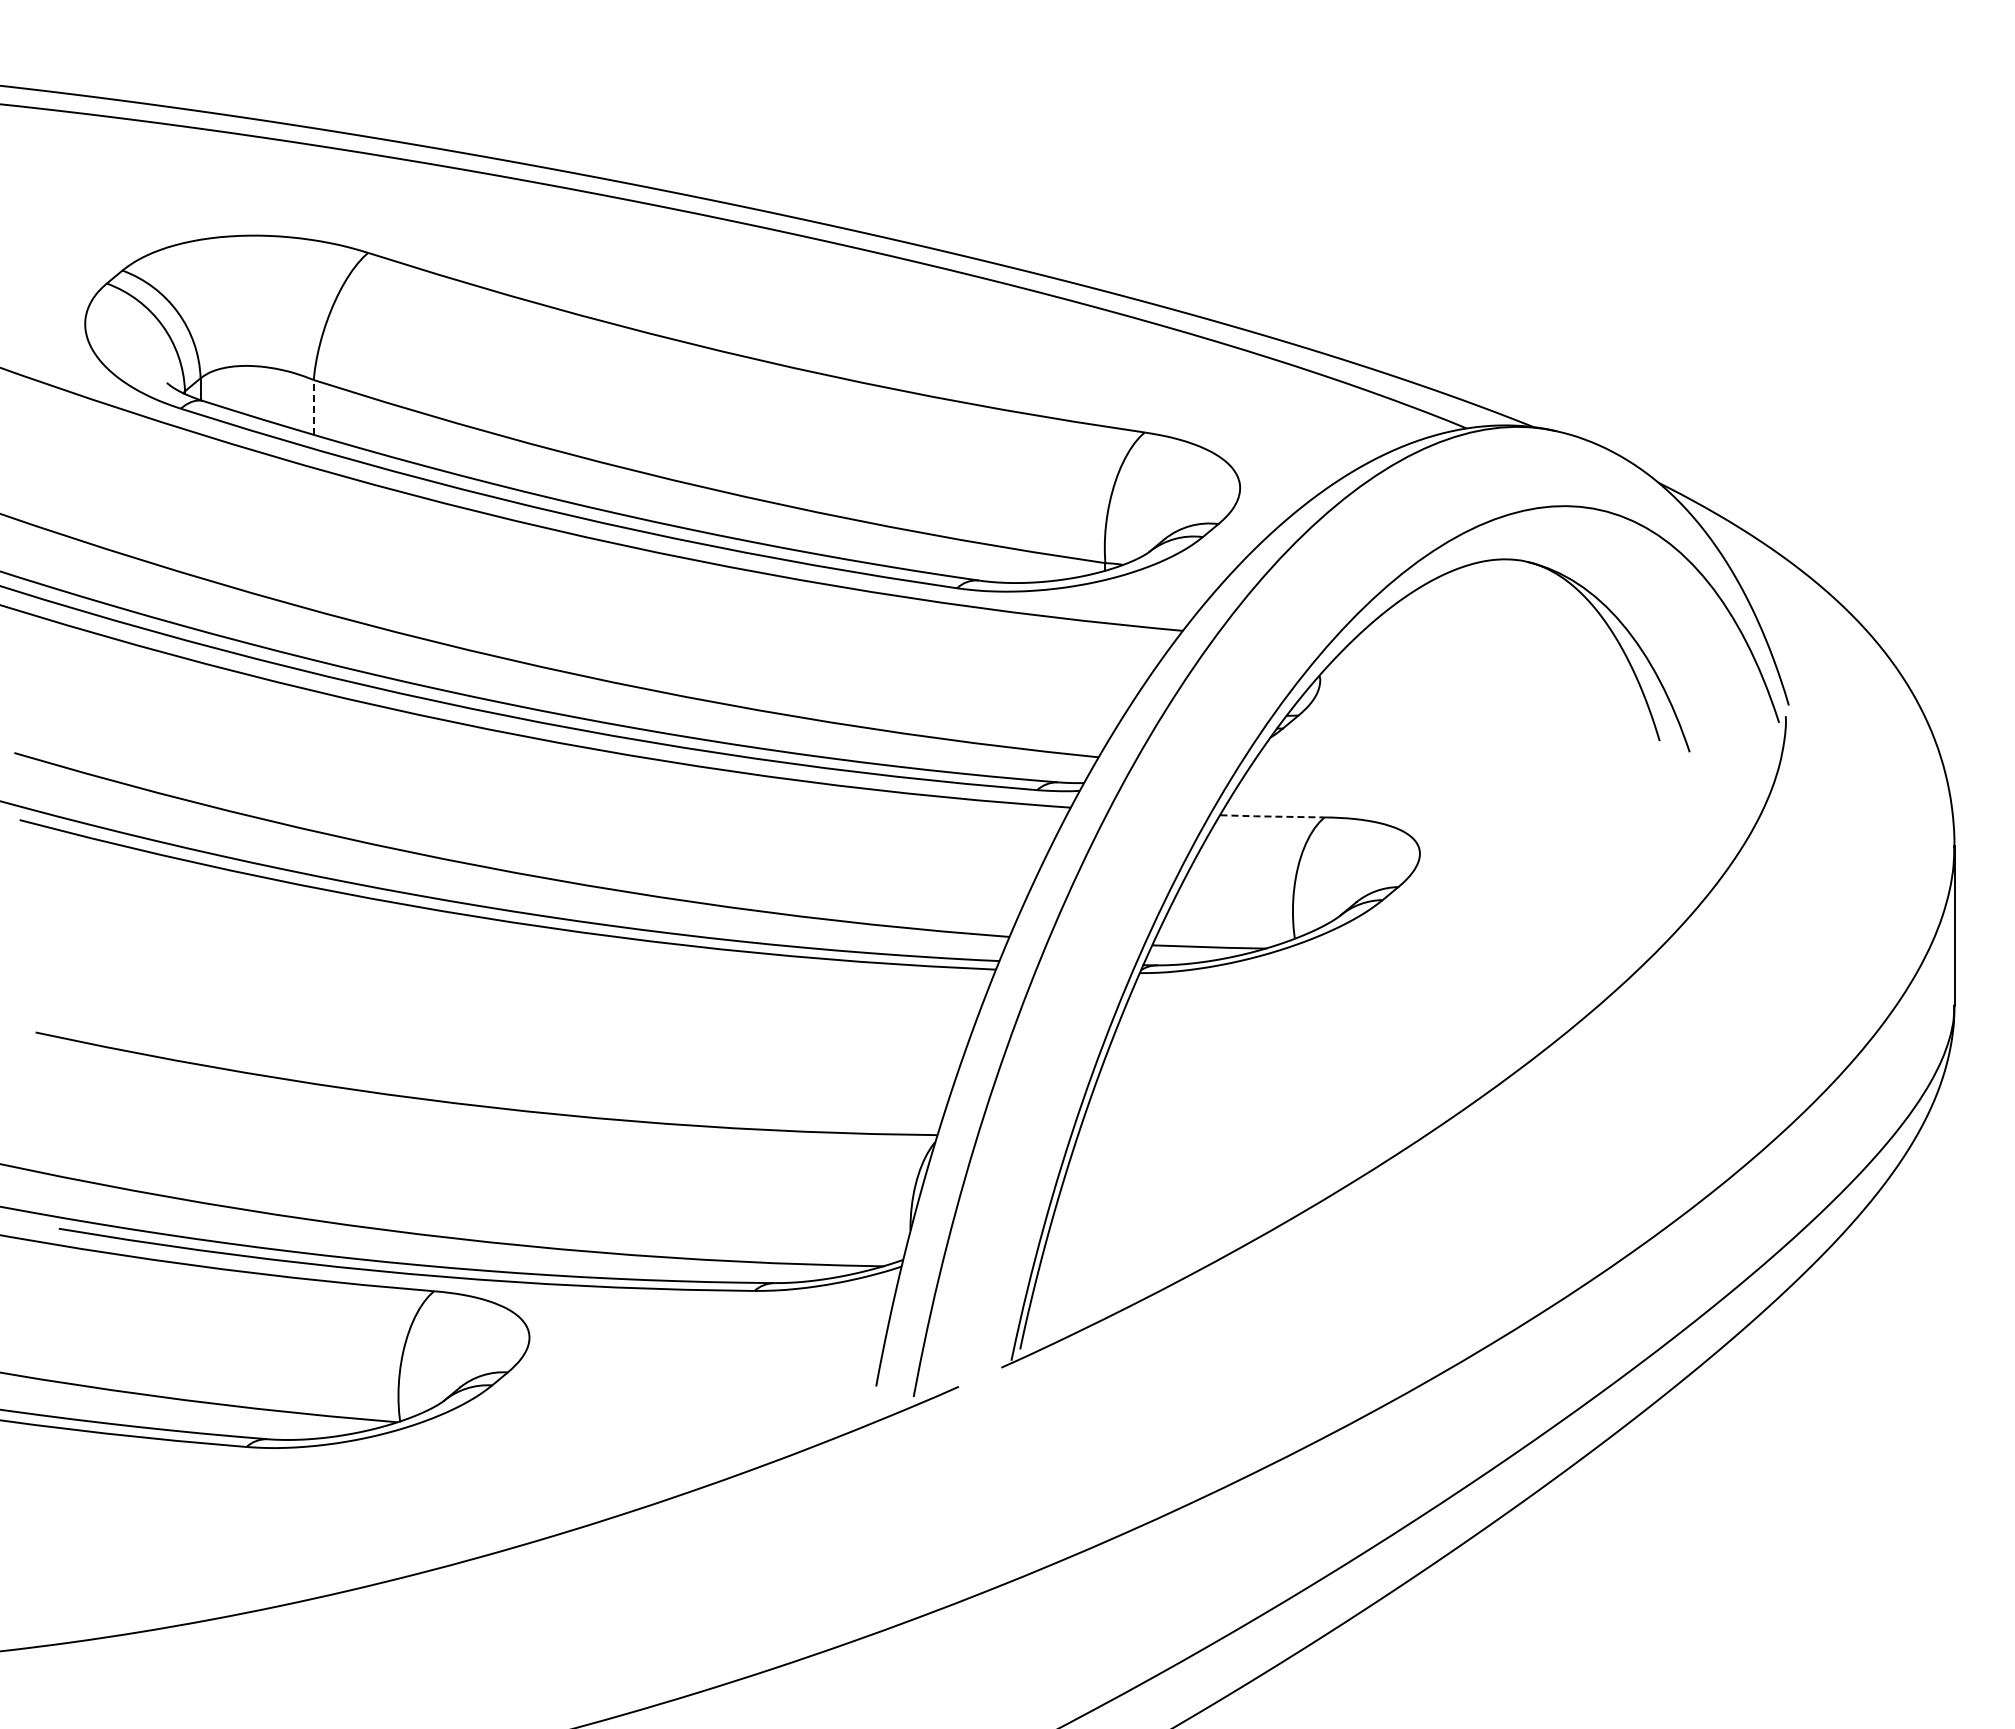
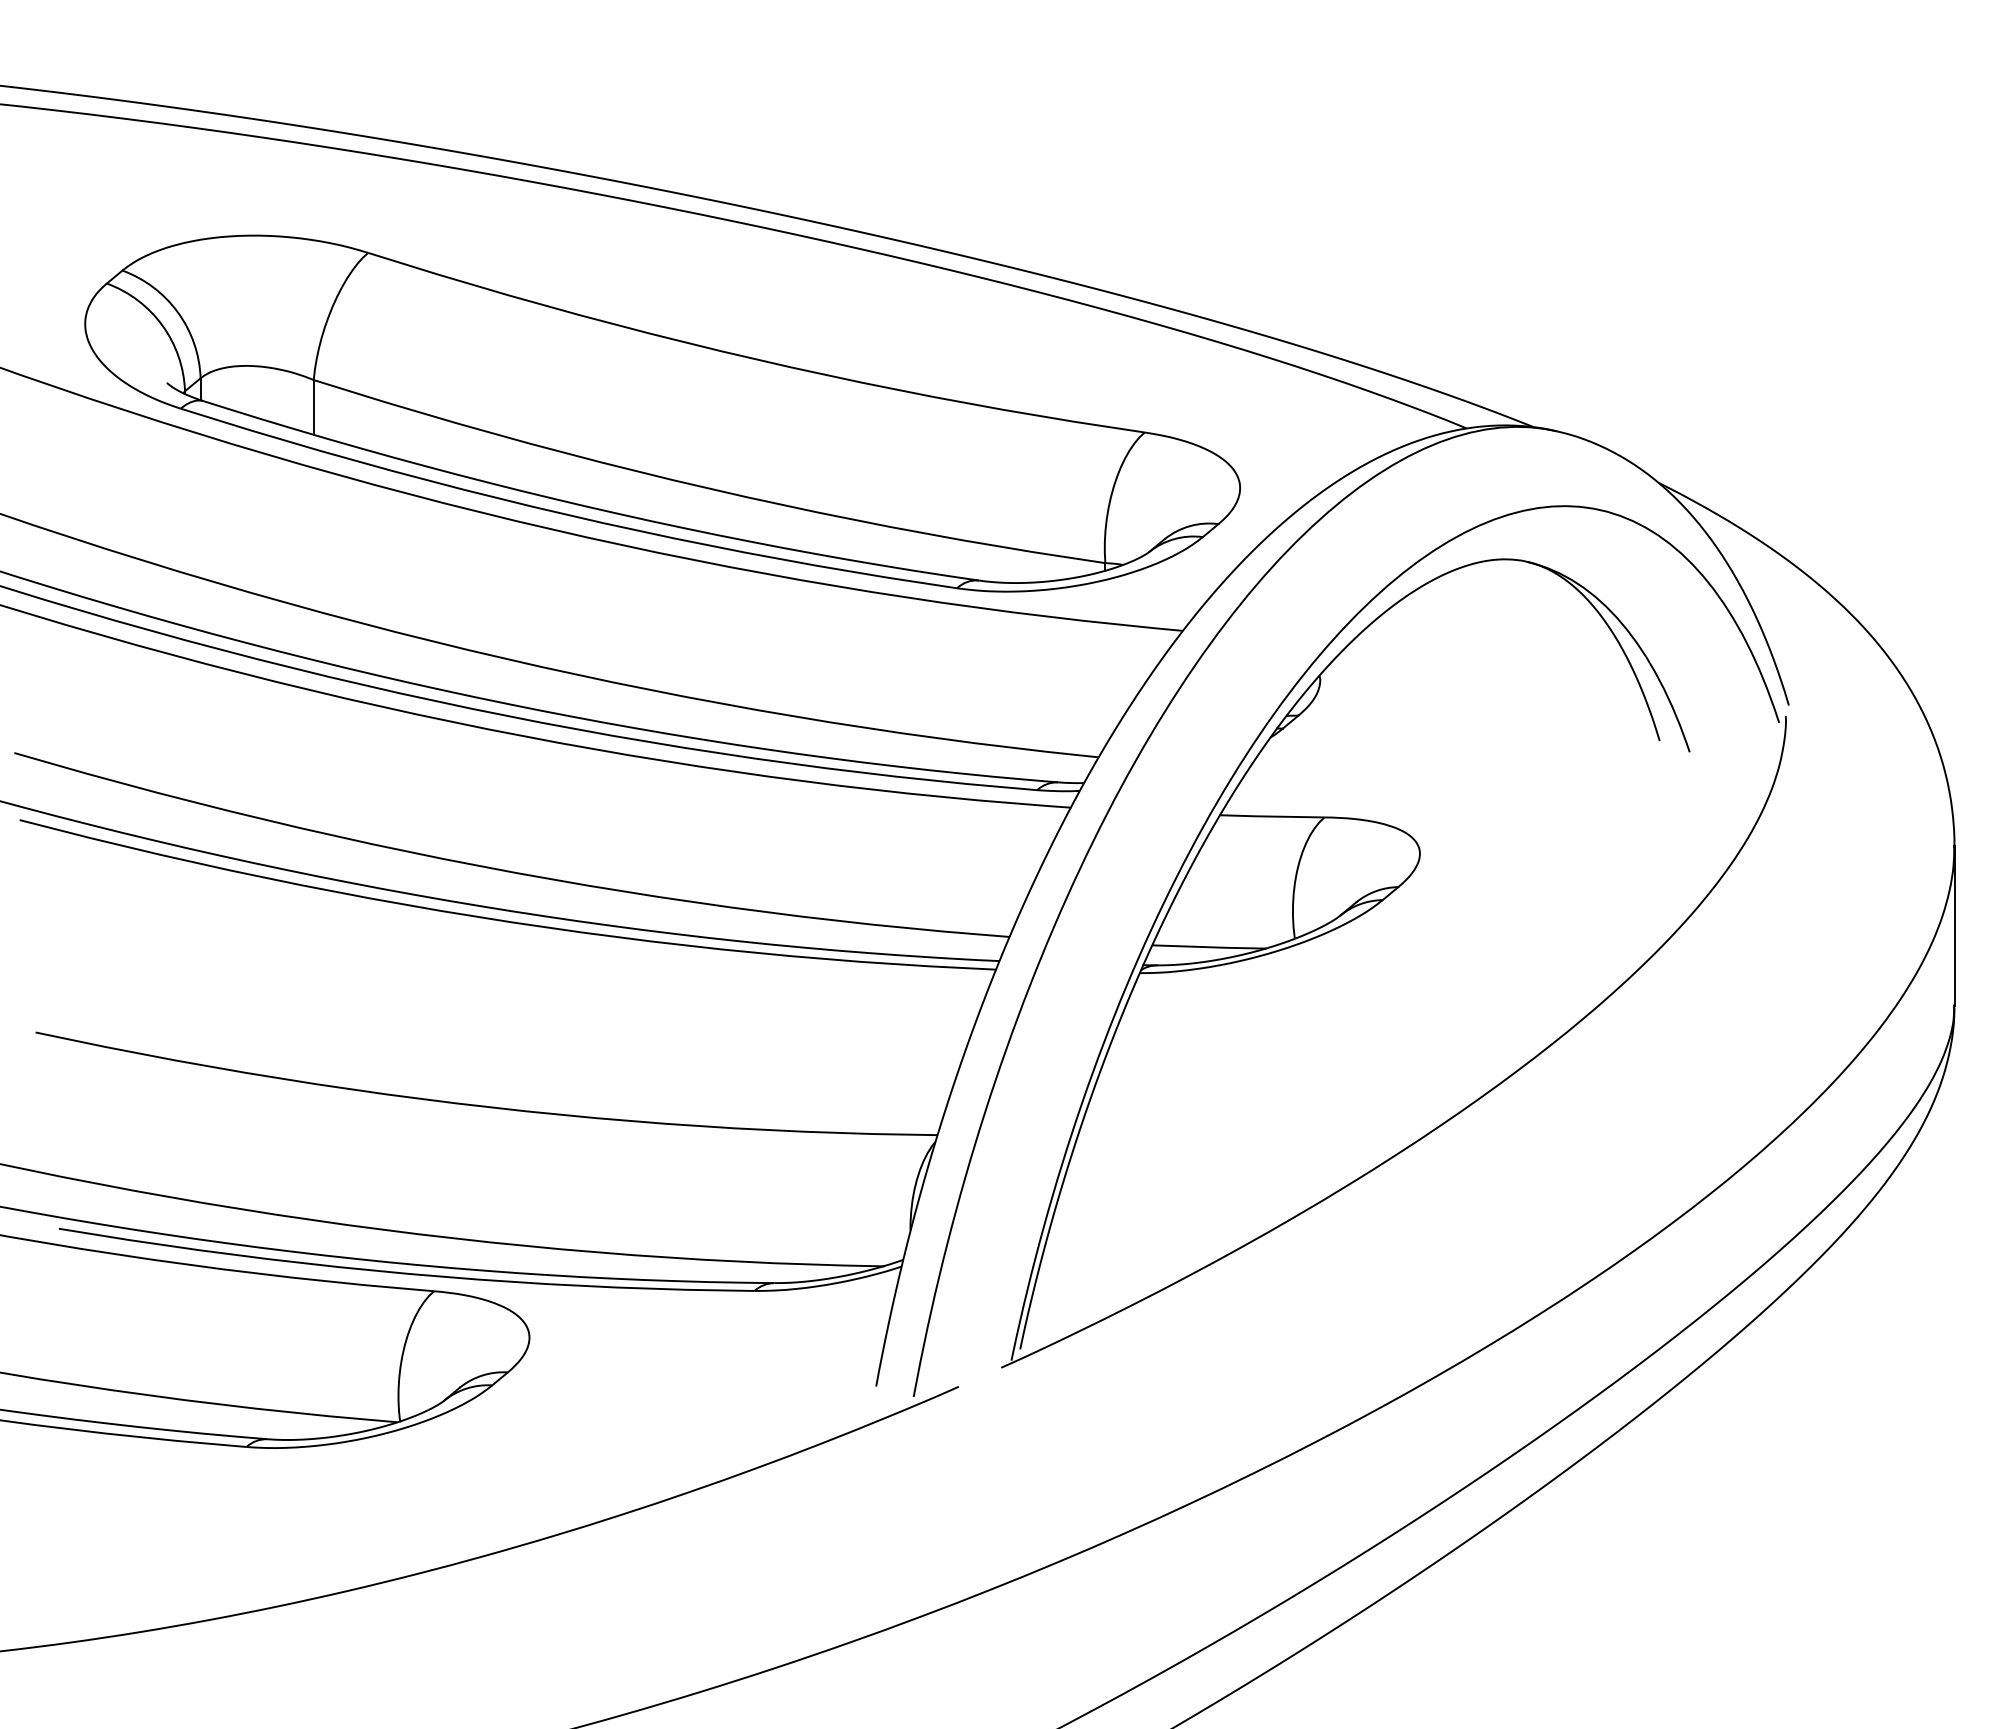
line: dashed -> solid (313, 406)
line: dashed -> solid (1271, 816)
